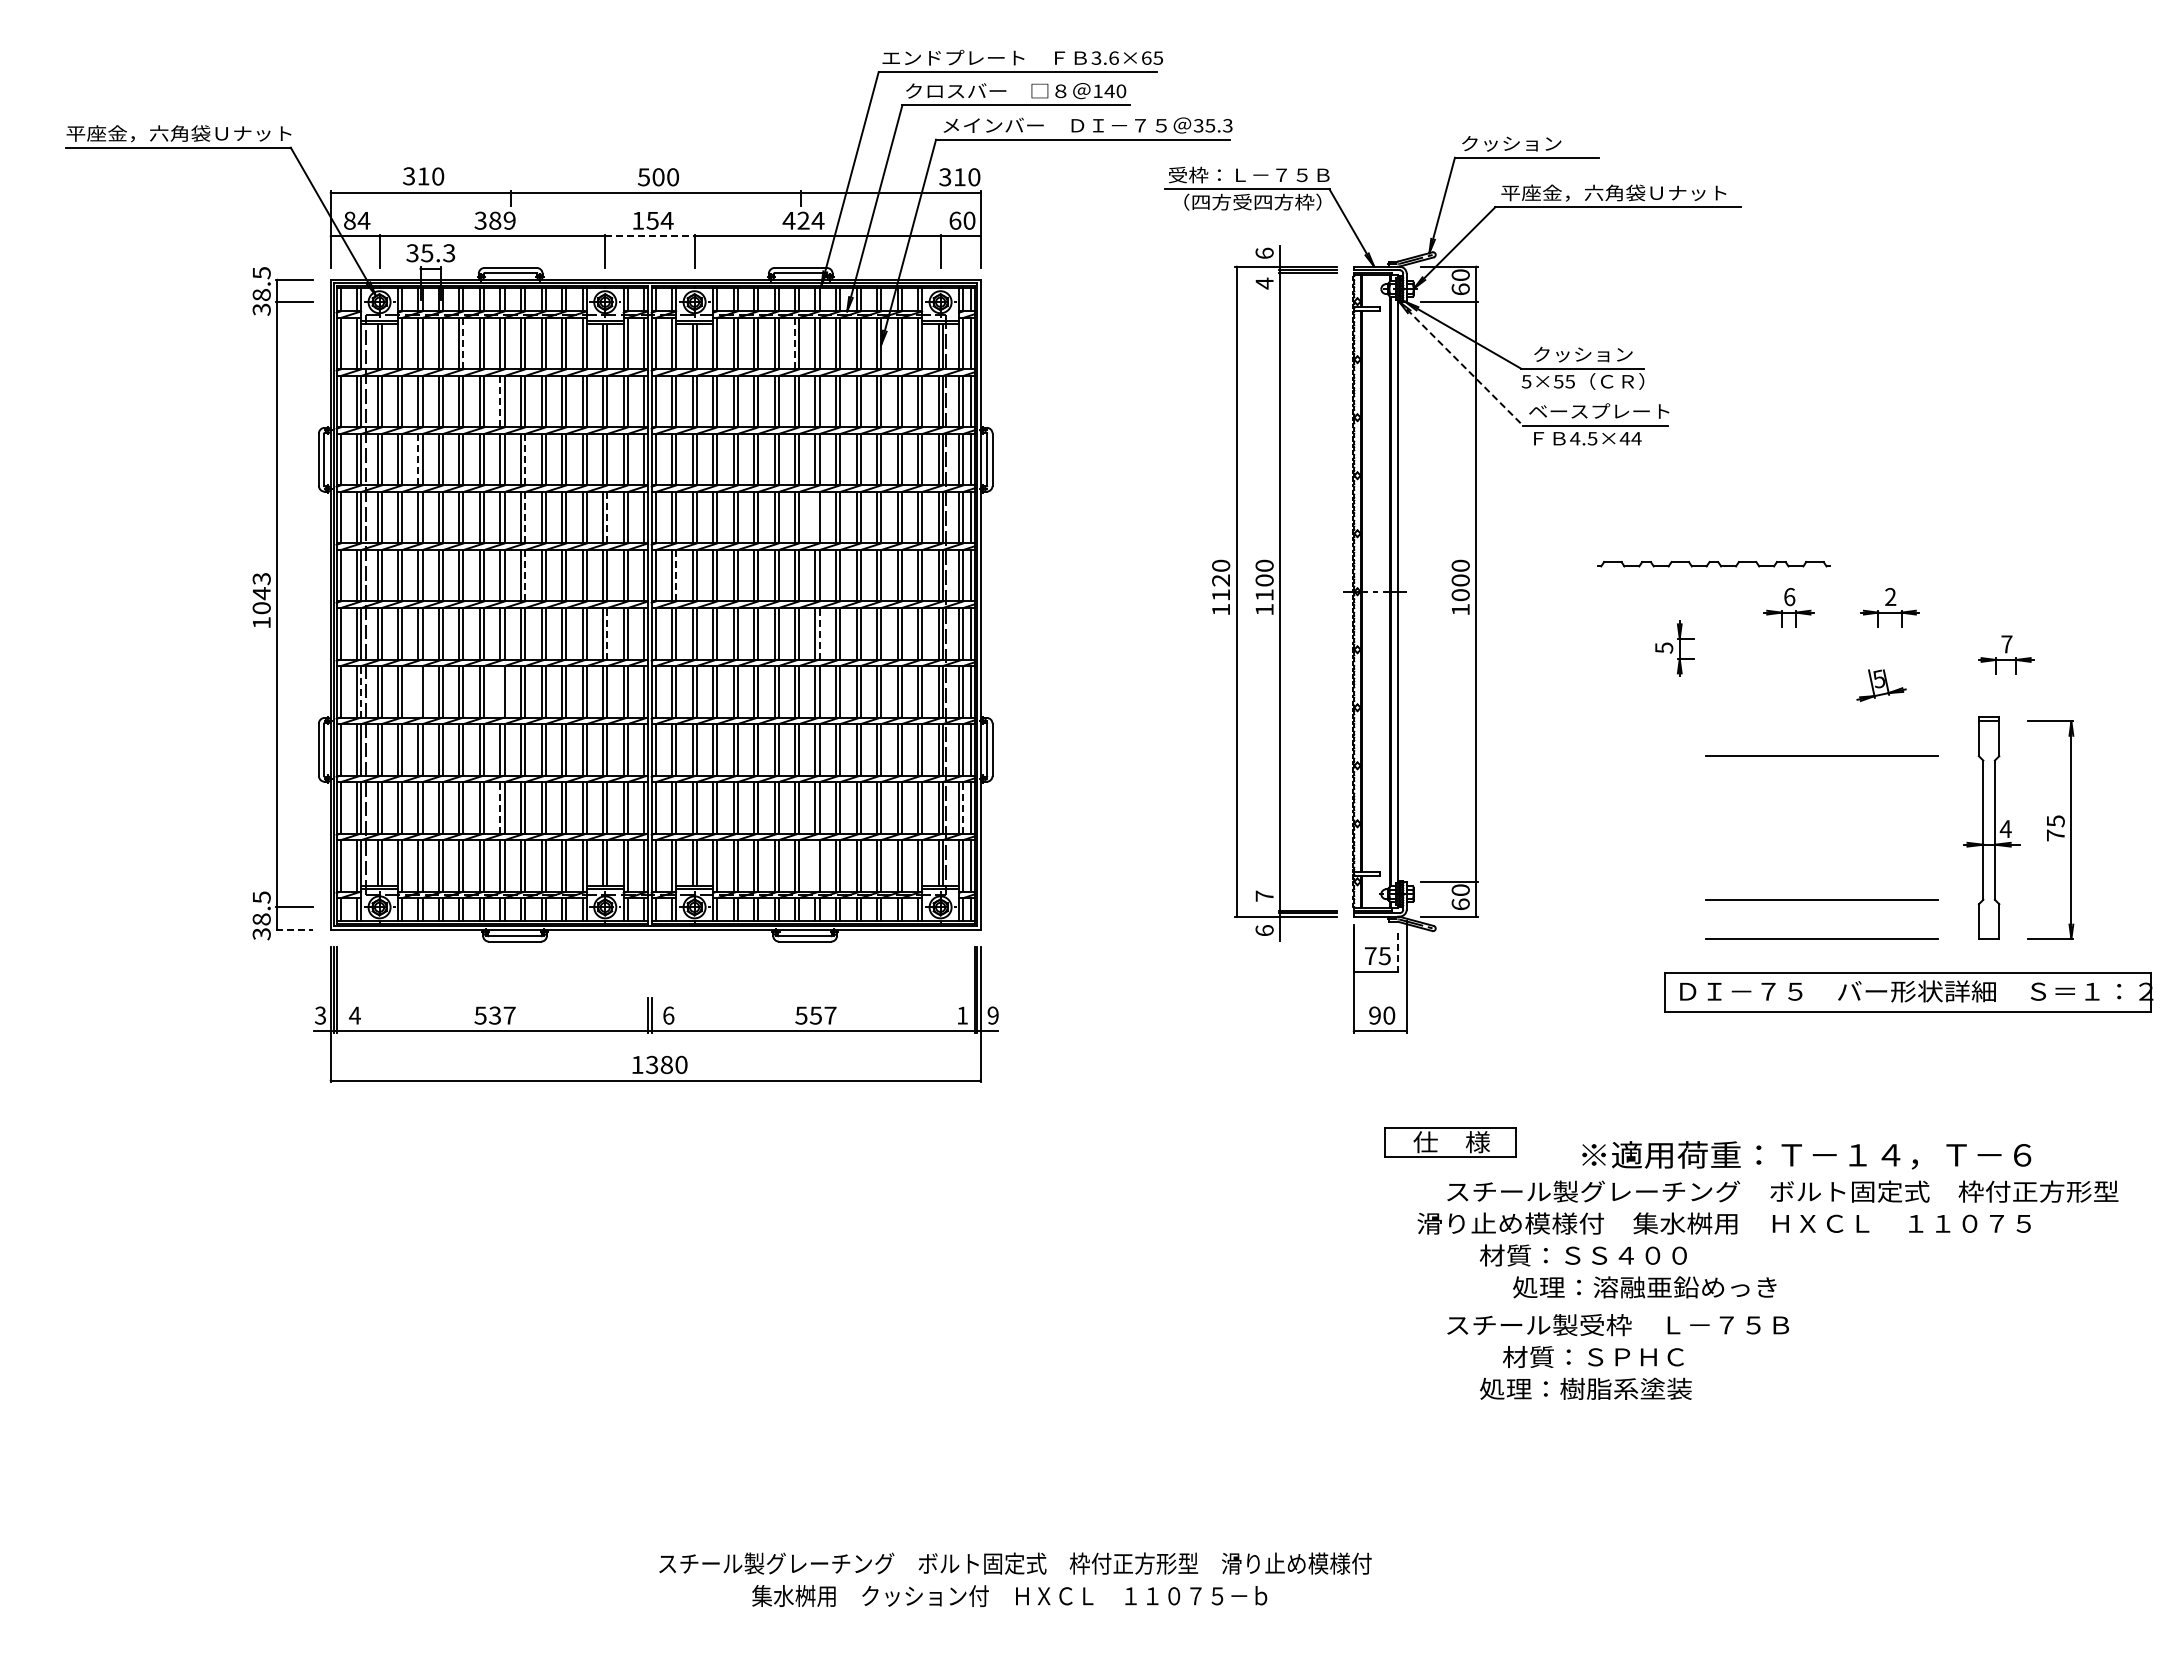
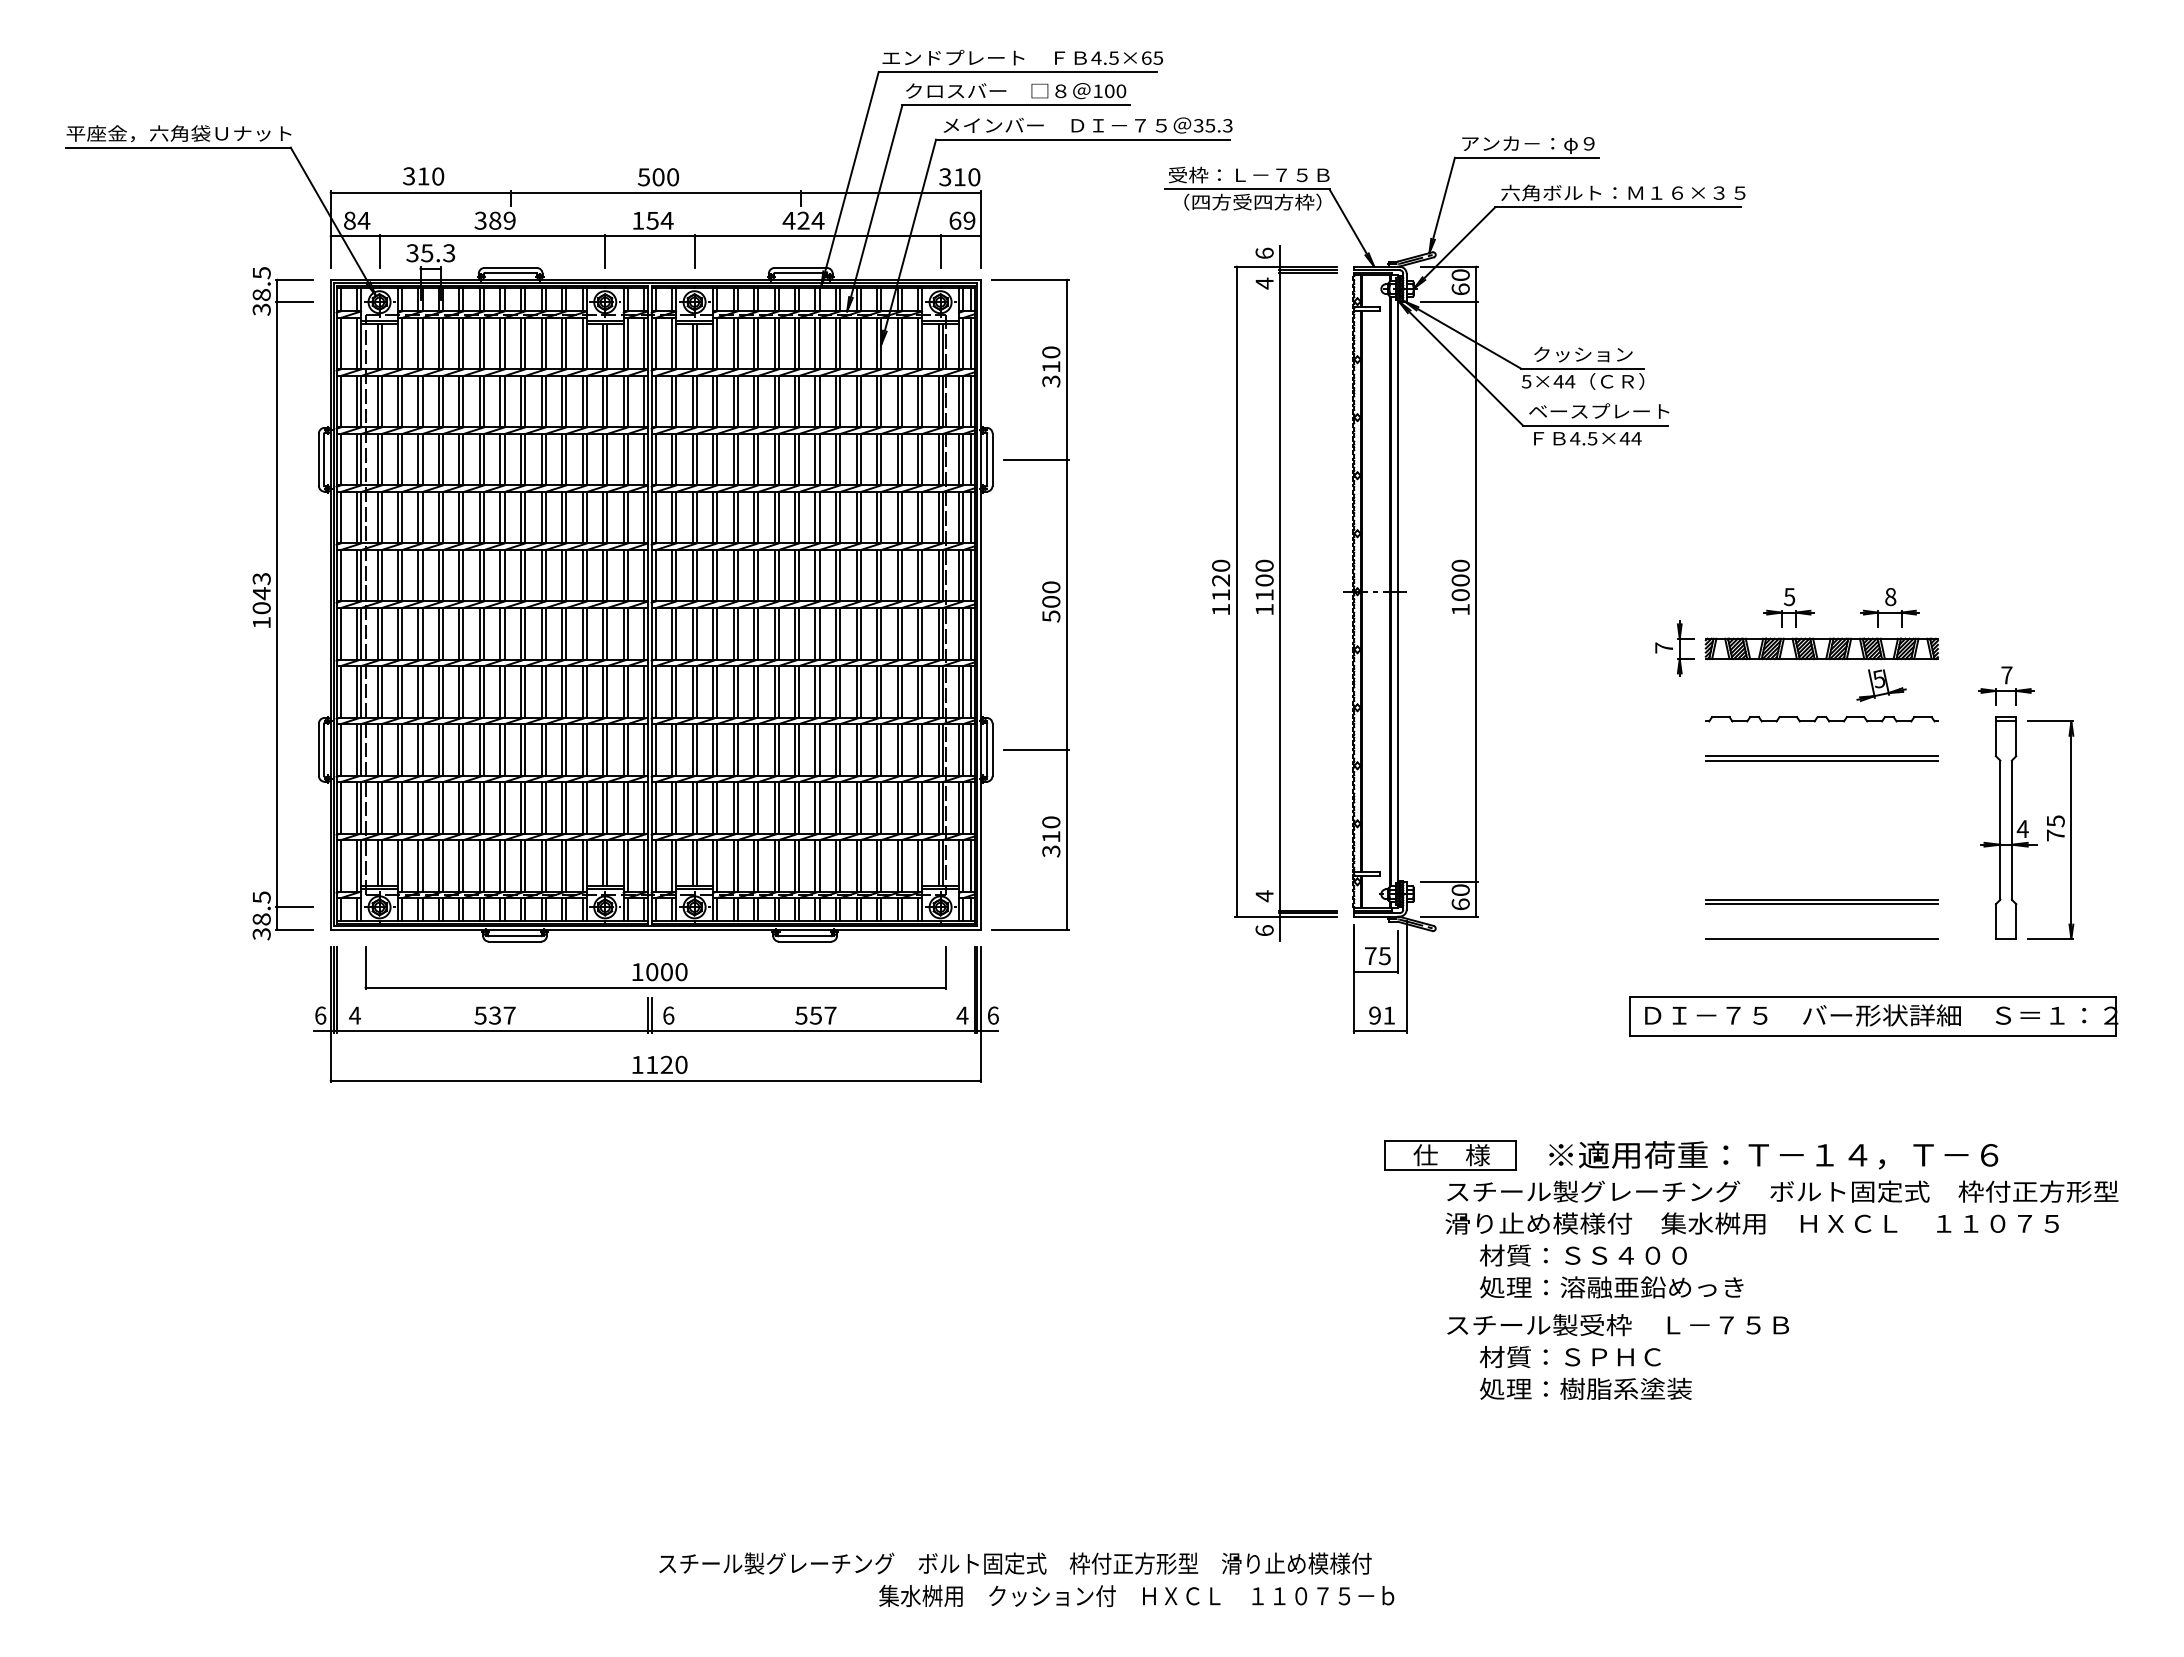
text: 3.6×65 -> 4.5×65 (1104, 57)
text: 140 -> 100 (1109, 91)
text: クッション -> アンカ－：φ９ (1528, 145)
text: 平座金，六角袋Ｕナット -> 六角ボルト：Ｍ１６×３５ (1623, 192)
text: 60 -> 69 (969, 220)
line: dashed -> solid (649, 236)
line: dashed -> solid (463, 343)
line: dashed -> solid (794, 343)
line: dashed -> solid (1461, 363)
text: 5×55 -> 5×44 (1564, 381)
line: dashed -> solid (500, 401)
line: dashed -> solid (418, 459)
line: dashed -> solid (525, 459)
line: dashed -> solid (525, 517)
line: dashed -> solid (607, 517)
line: none -> present (815, 517)
part position: (1713, 564) -> (1821, 719) (1821, 719)
line: dashed -> solid (525, 575)
line: dashed -> solid (676, 575)
text: 6 -> 5 (1789, 597)
text: 2 -> 8 (1890, 597)
part: none -> present (1042, 603)
line: dashed -> solid (607, 633)
line: dashed -> solid (819, 633)
text: 5 -> 7 (1664, 647)
part: none -> present (1821, 648)
part position: (2006, 654) -> (2006, 685) (2006, 685)
line: dashed -> solid (361, 691)
line: none -> present (418, 691)
line: none -> present (500, 691)
line: none -> present (1821, 760)
line: dashed -> solid (500, 807)
line: dashed -> solid (963, 807)
part position: (1991, 827) -> (2008, 827) (2008, 827)
line: none -> present (815, 865)
text: 7 -> 4 (1264, 896)
line: none -> present (1821, 904)
line: dashed -> solid (294, 929)
line: dashed -> solid (1397, 951)
part: none -> present (655, 967)
part position: (1908, 992) -> (1873, 1016) (1873, 1016)
text: 3 -> 6 (320, 1015)
text: 1 -> 4 (962, 1015)
text: 9 -> 6 (992, 1015)
text: 90 -> 91 (1389, 1015)
text: 1380 -> 1120 (659, 1064)
part position: (1450, 1142) -> (1450, 1155) (1450, 1155)
text position: (1806, 1155) -> (1773, 1155) (1773, 1155)
text position: (1723, 1223) -> (1751, 1223) (1751, 1223)
text position: (1644, 1287) -> (1611, 1287) (1611, 1287)
text position: (1593, 1356) -> (1570, 1356) (1570, 1356)
text position: (1009, 1595) -> (1136, 1595) (1136, 1595)
